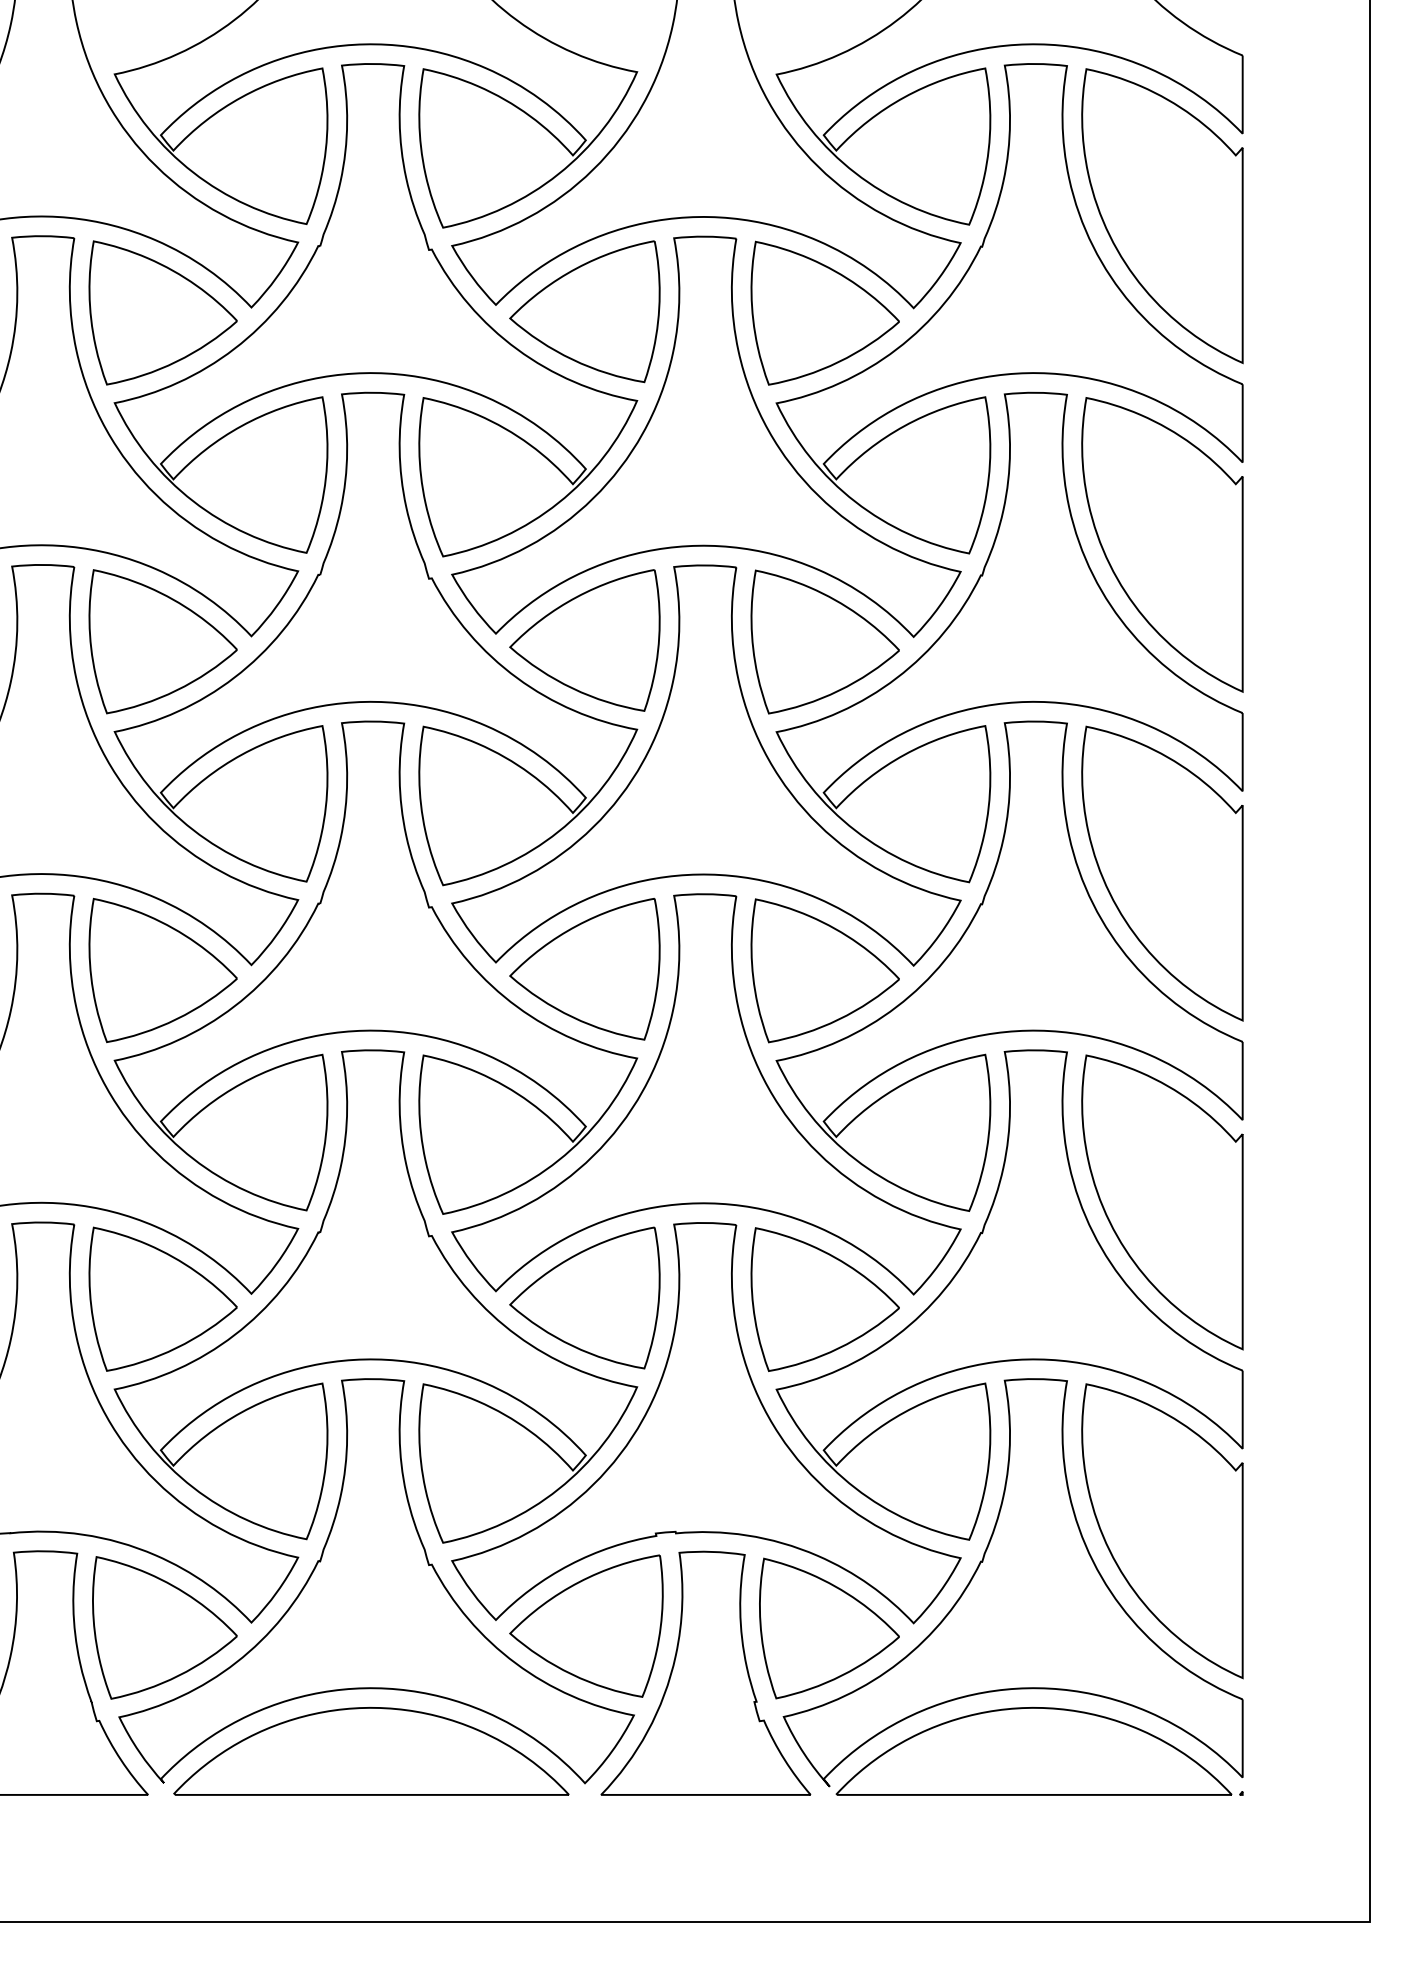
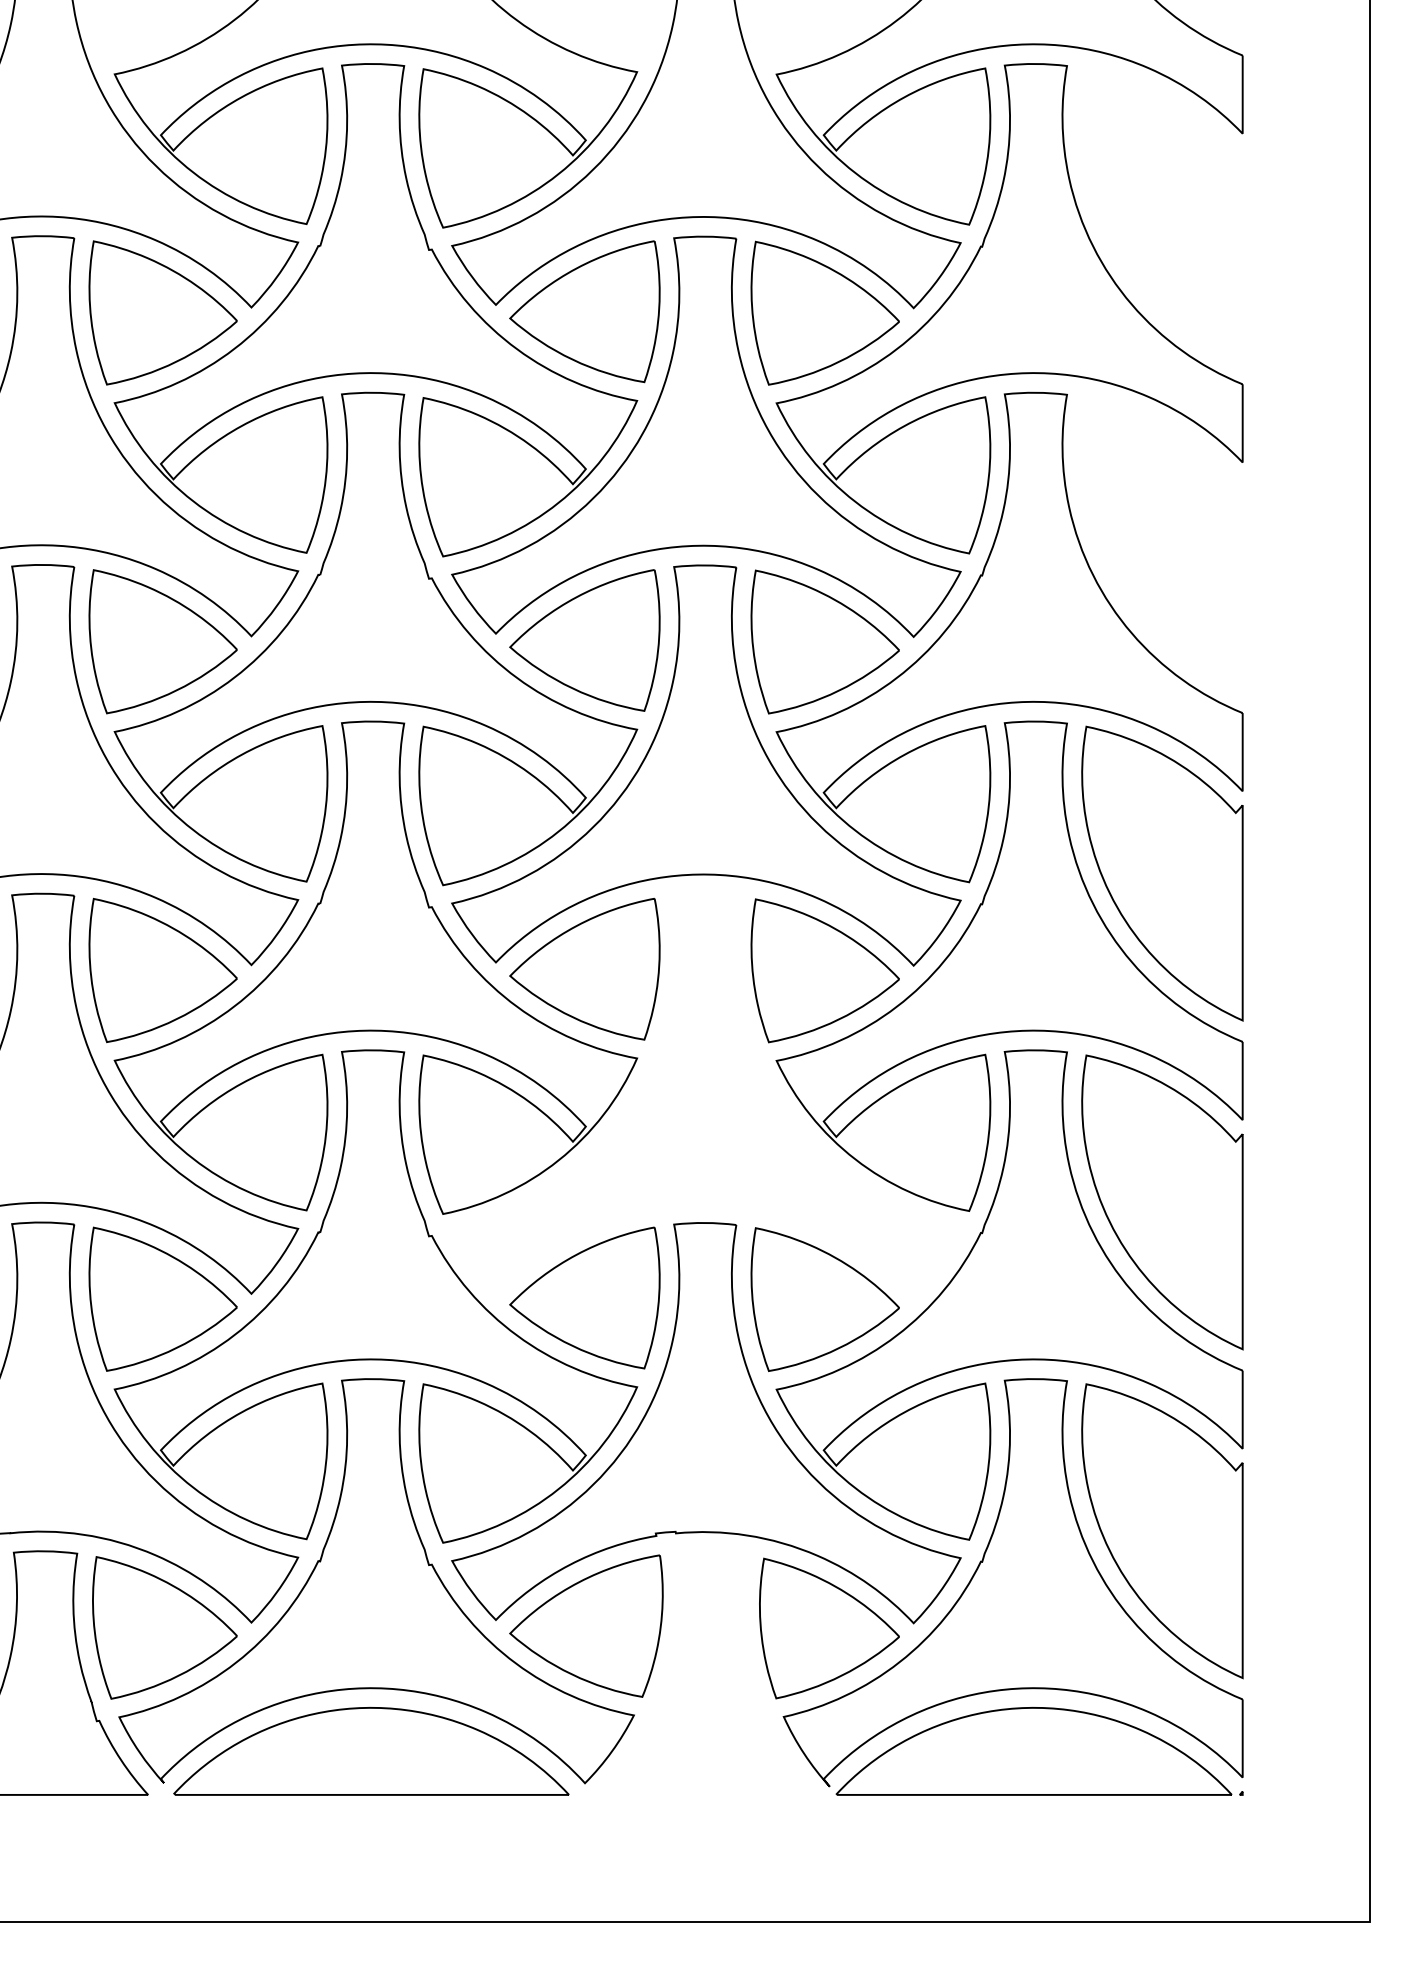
part: present -> none (1162, 216)
part: present -> none (1162, 544)
part: present -> none (706, 1094)
part: present -> none (705, 1672)
